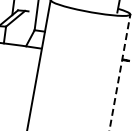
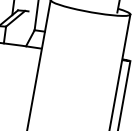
line: dashed -> solid (119, 72)
line: none -> present (124, 94)
